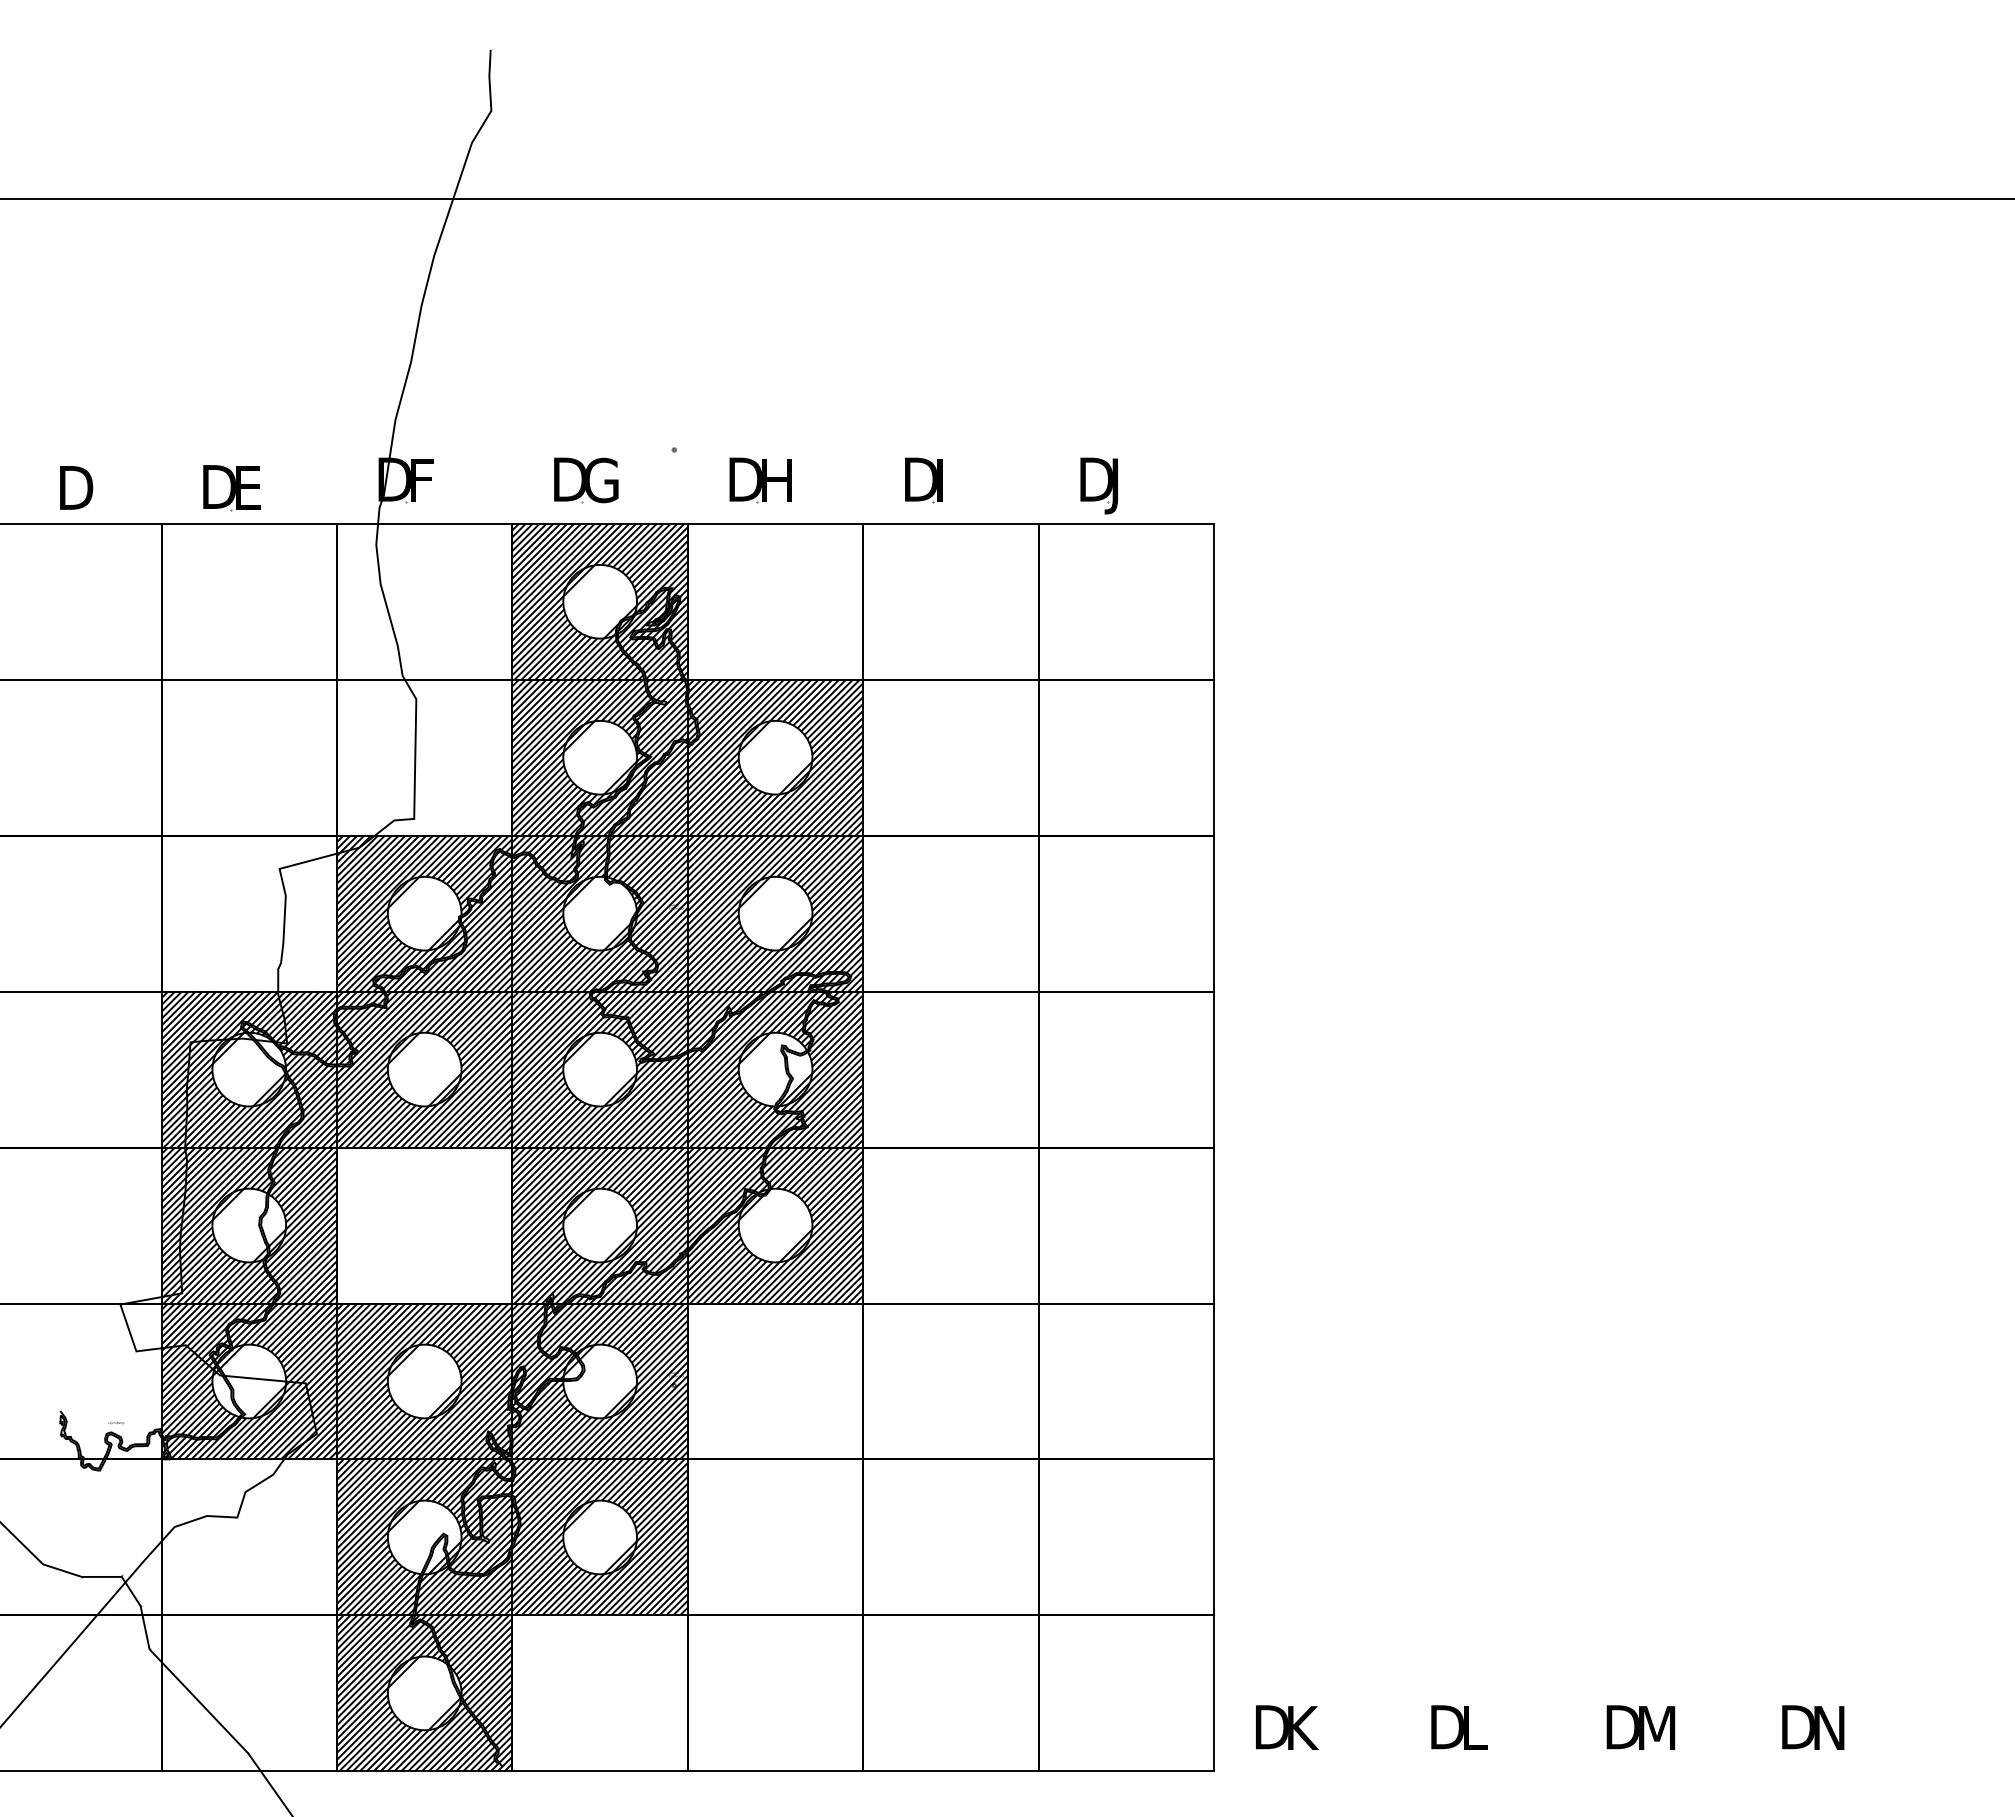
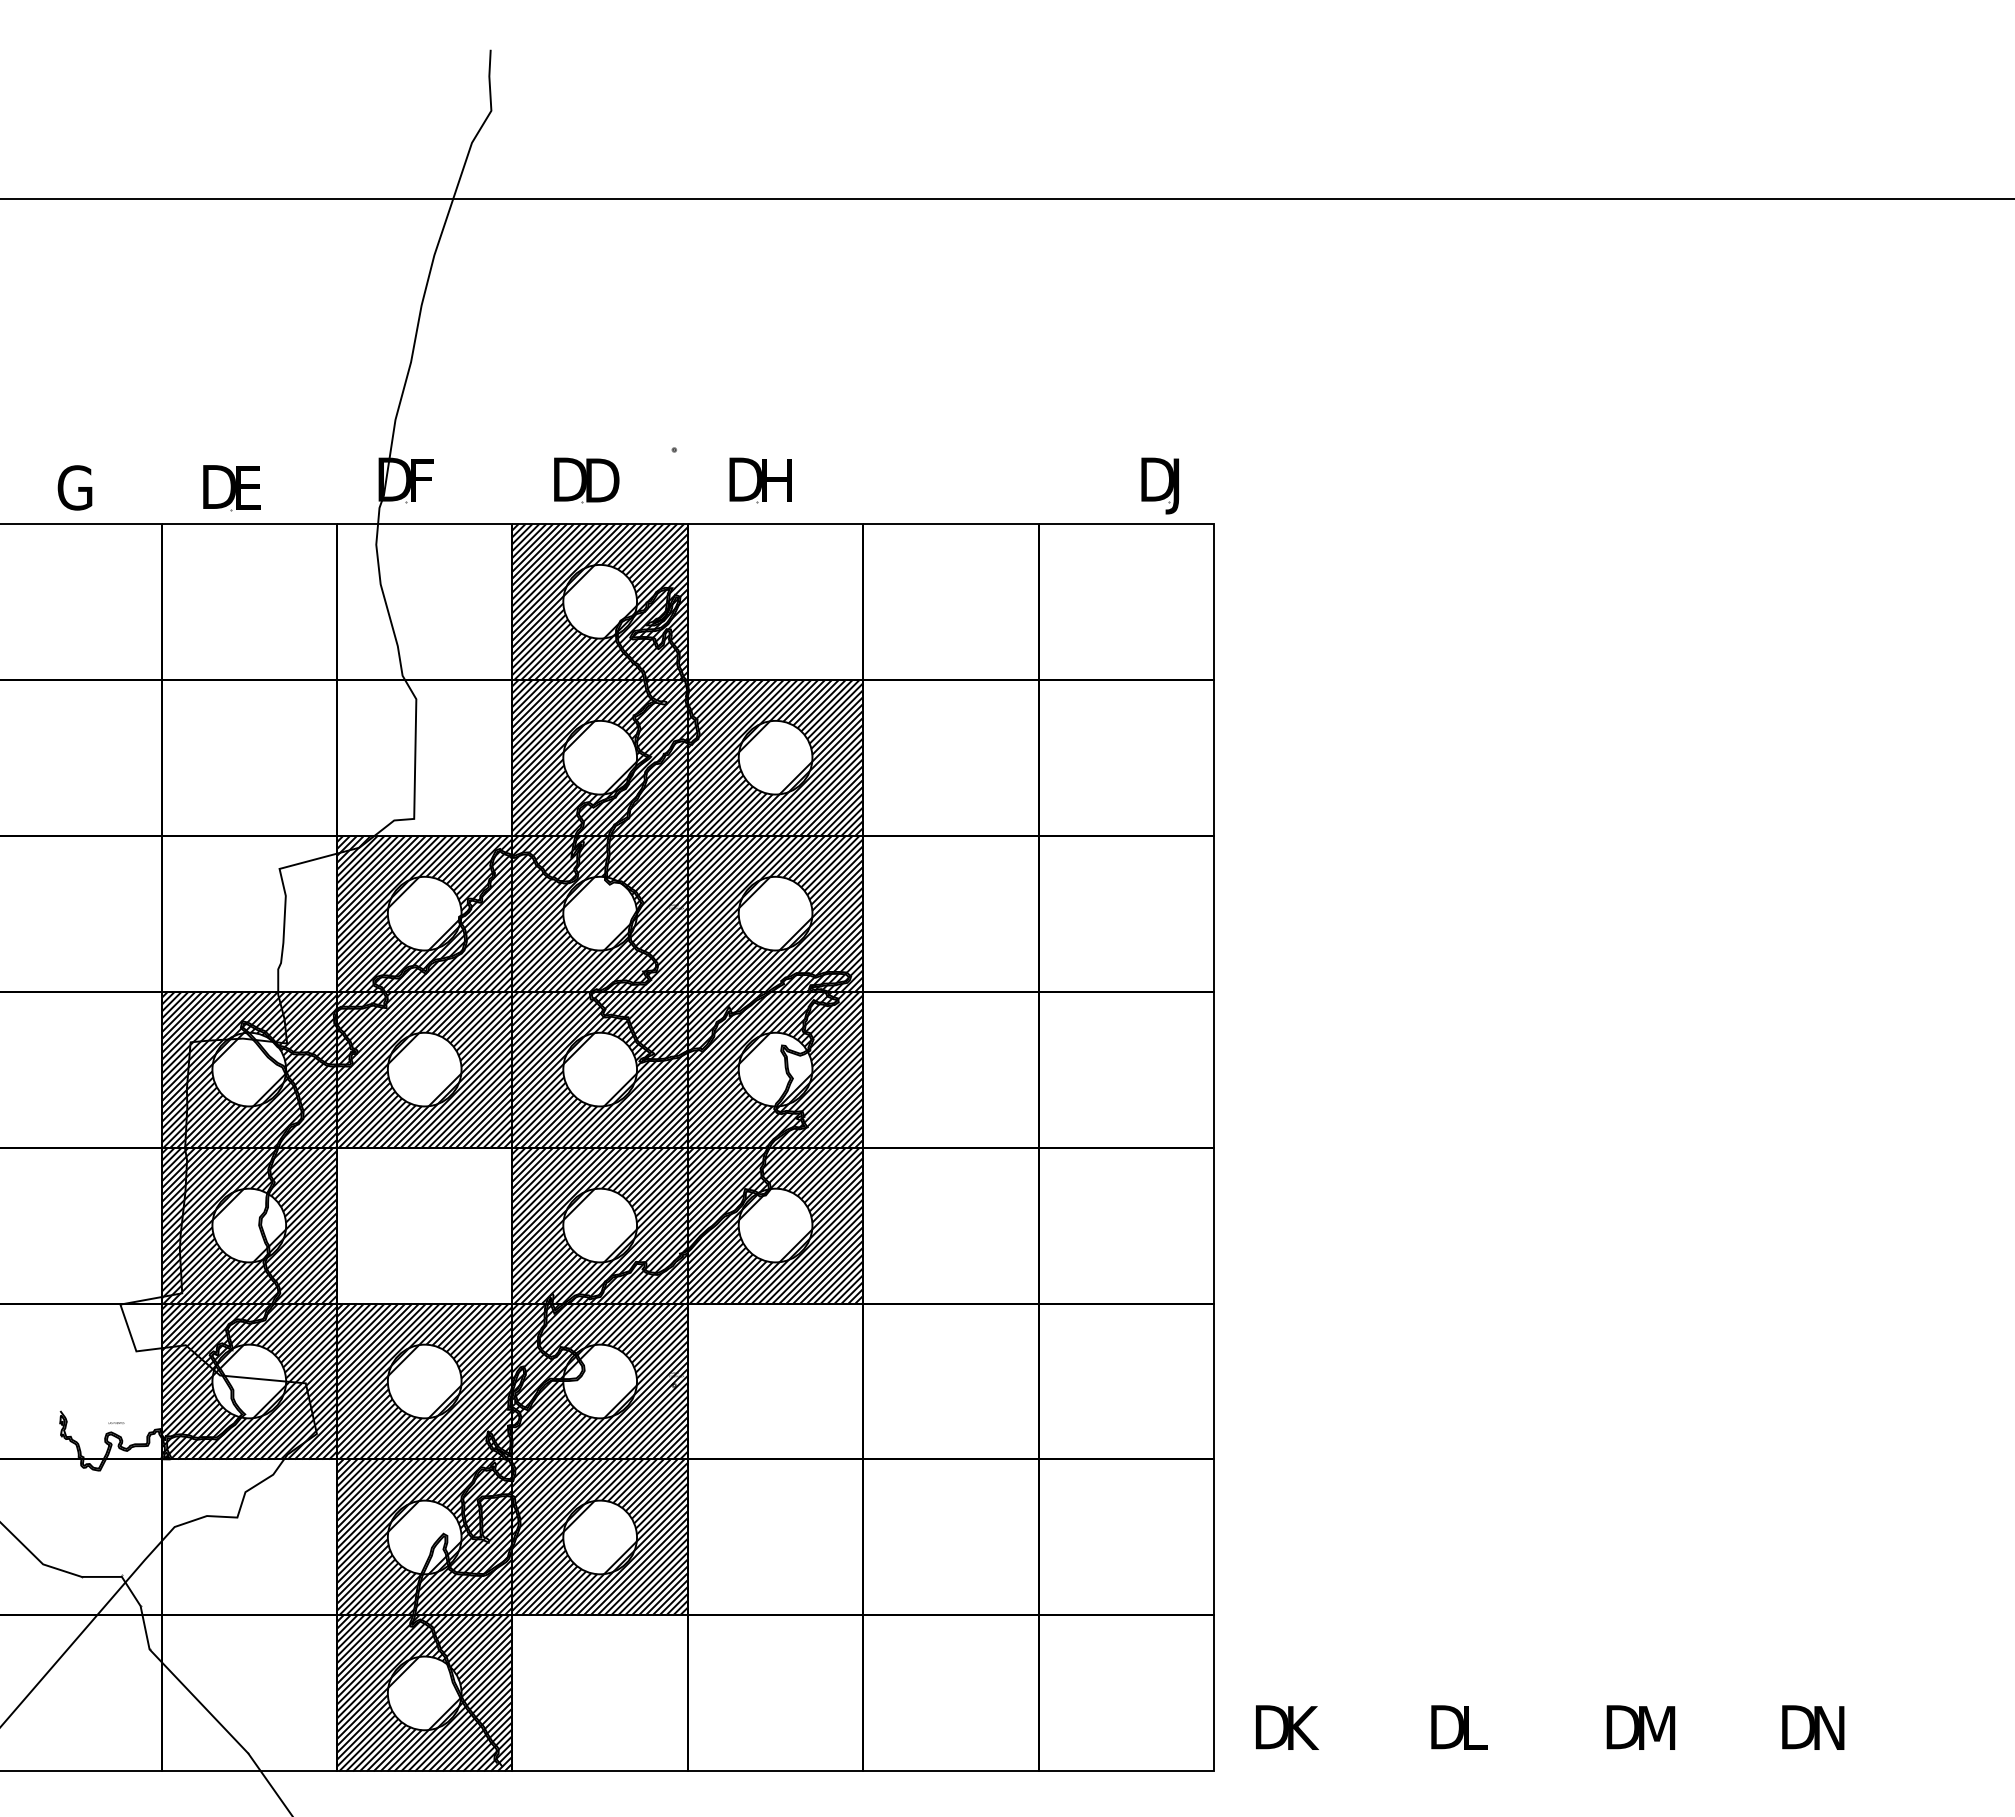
text: G -> D (602, 480)
part: present -> none (923, 480)
part position: (1098, 485) -> (1159, 485) (1159, 485)
text: D -> G (75, 487)
